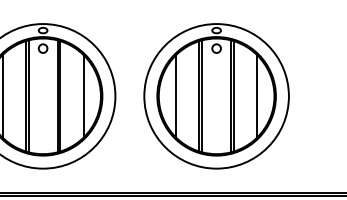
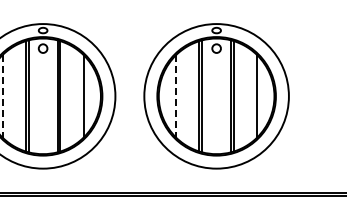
line: solid -> dashed (2, 96)
line: solid -> dashed (176, 96)
